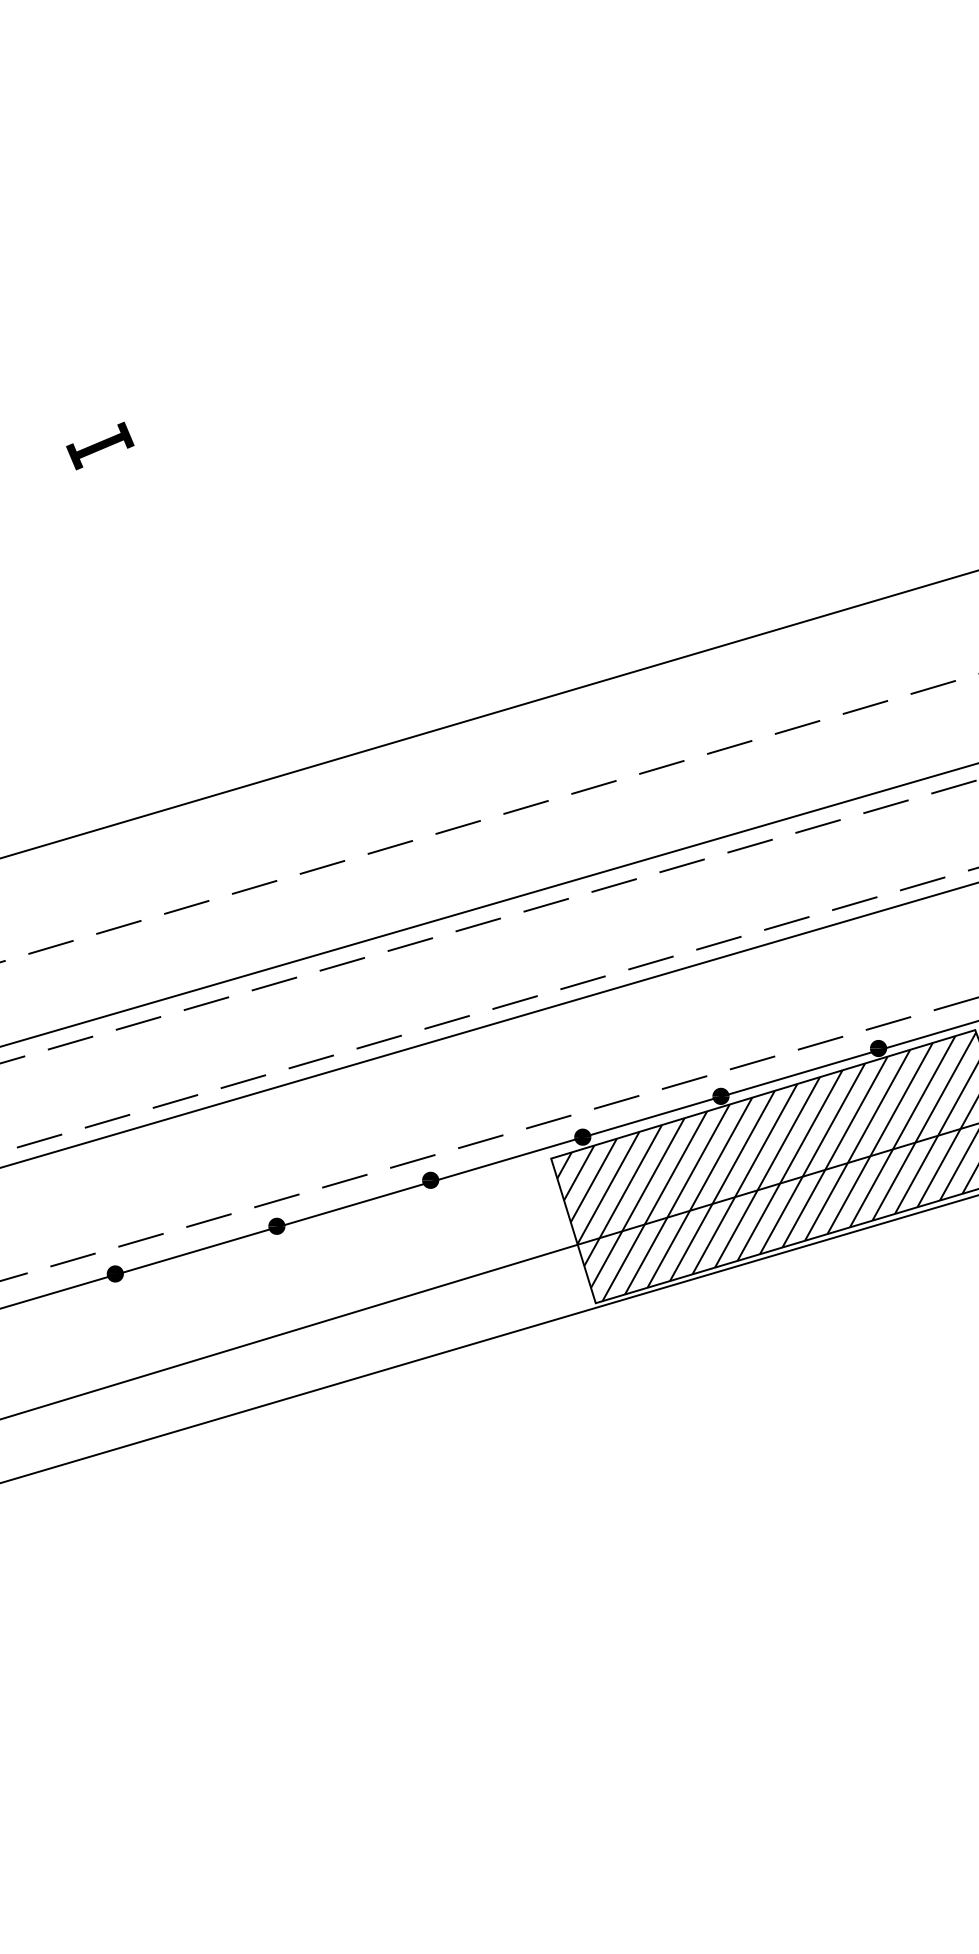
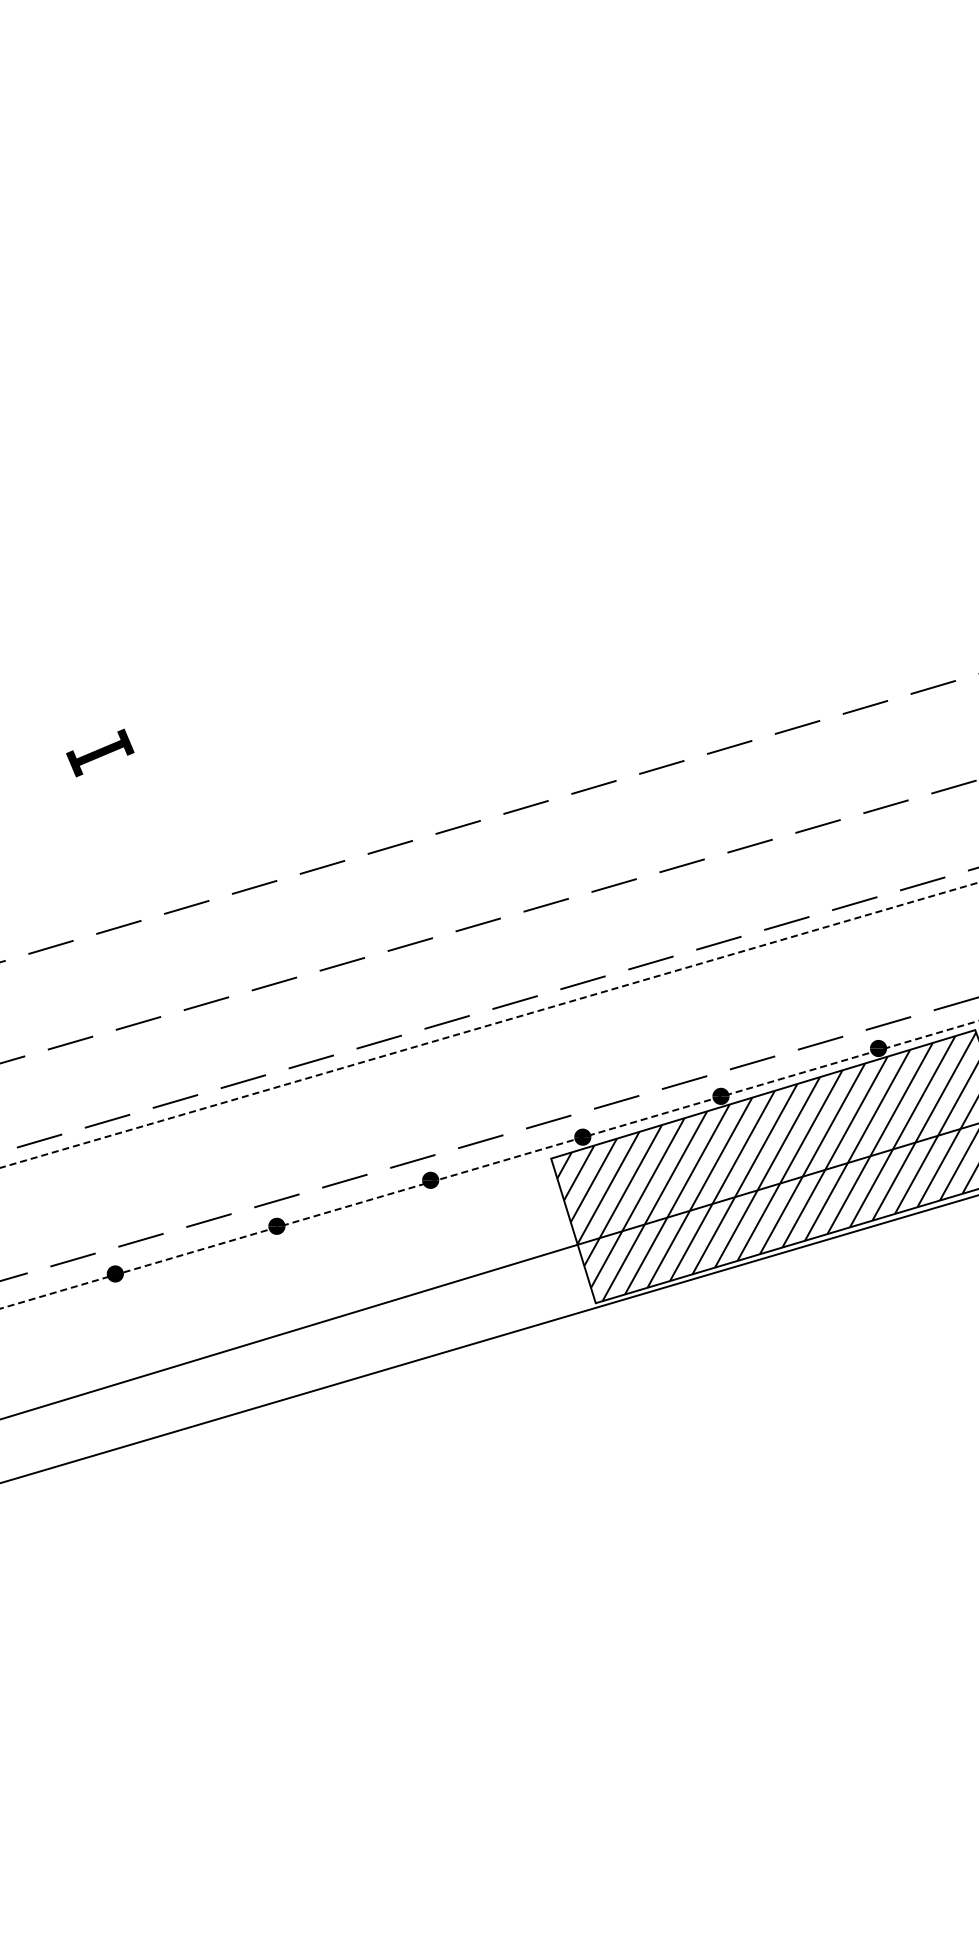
part position: (100, 445) -> (100, 752) (100, 752)
line: present -> none (488, 714)
line: present -> none (488, 905)
line: solid -> dashed (490, 1024)
line: solid -> dashed (490, 1164)
